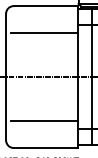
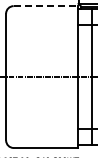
line: solid -> dashed (46, 6)
line: present -> none (44, 33)
line: present -> none (44, 120)
